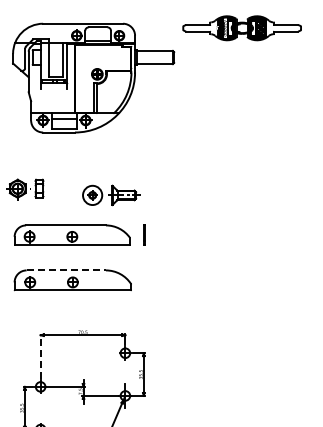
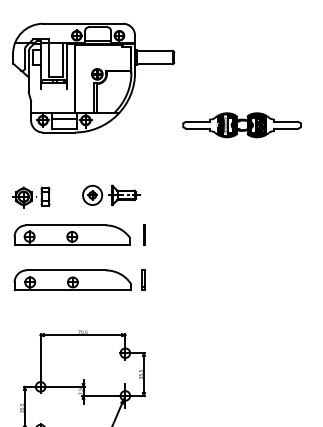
part position: (241, 28) -> (241, 125) (241, 125)
part position: (25, 189) -> (31, 197) (31, 197)
line: dashed -> solid (66, 270)
line: none -> present (142, 279)
line: dashed -> solid (40, 355)
